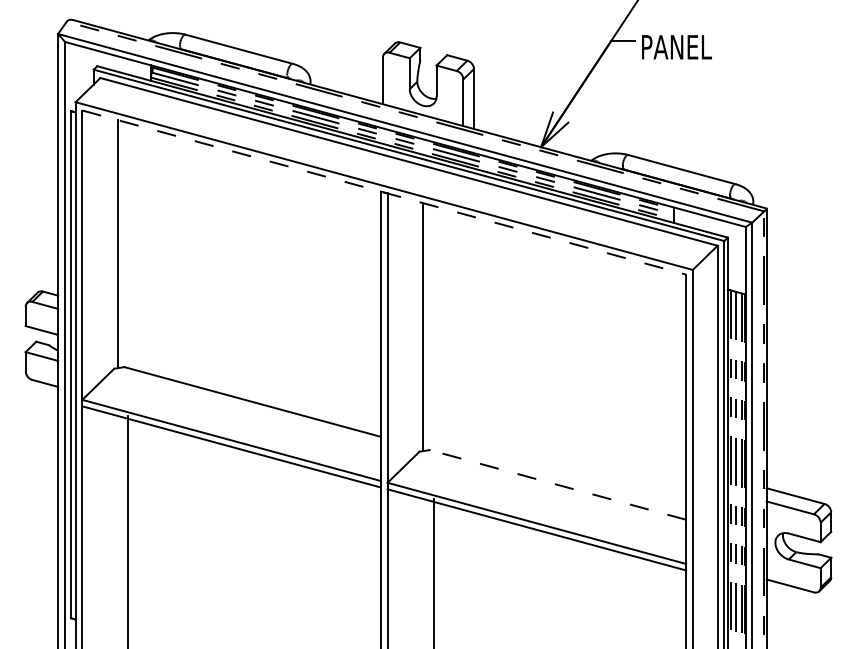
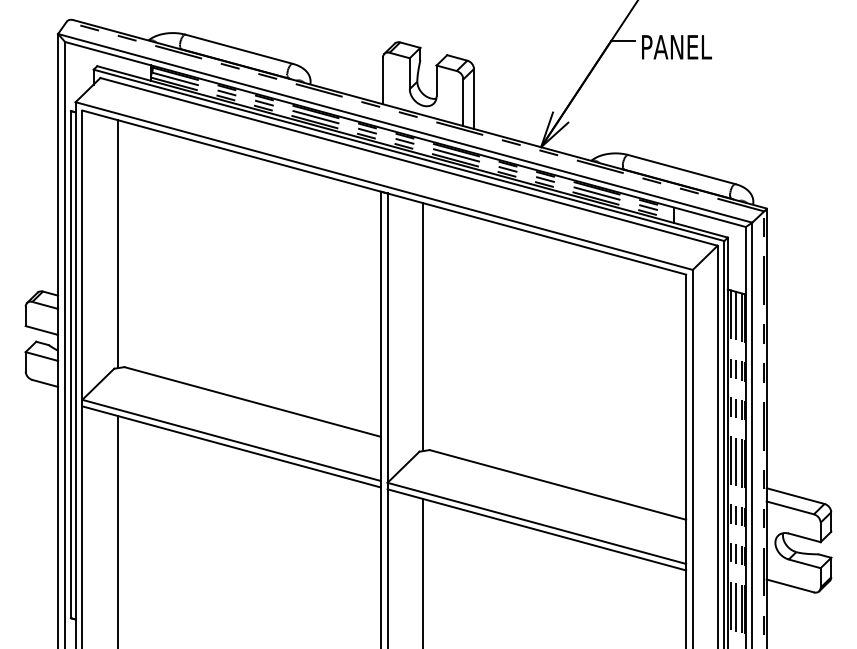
line: dashed -> solid (384, 192)
line: dashed -> solid (557, 484)
line position: (127, 530) -> (117, 530) (117, 530)
line position: (434, 571) -> (423, 571) (423, 571)
